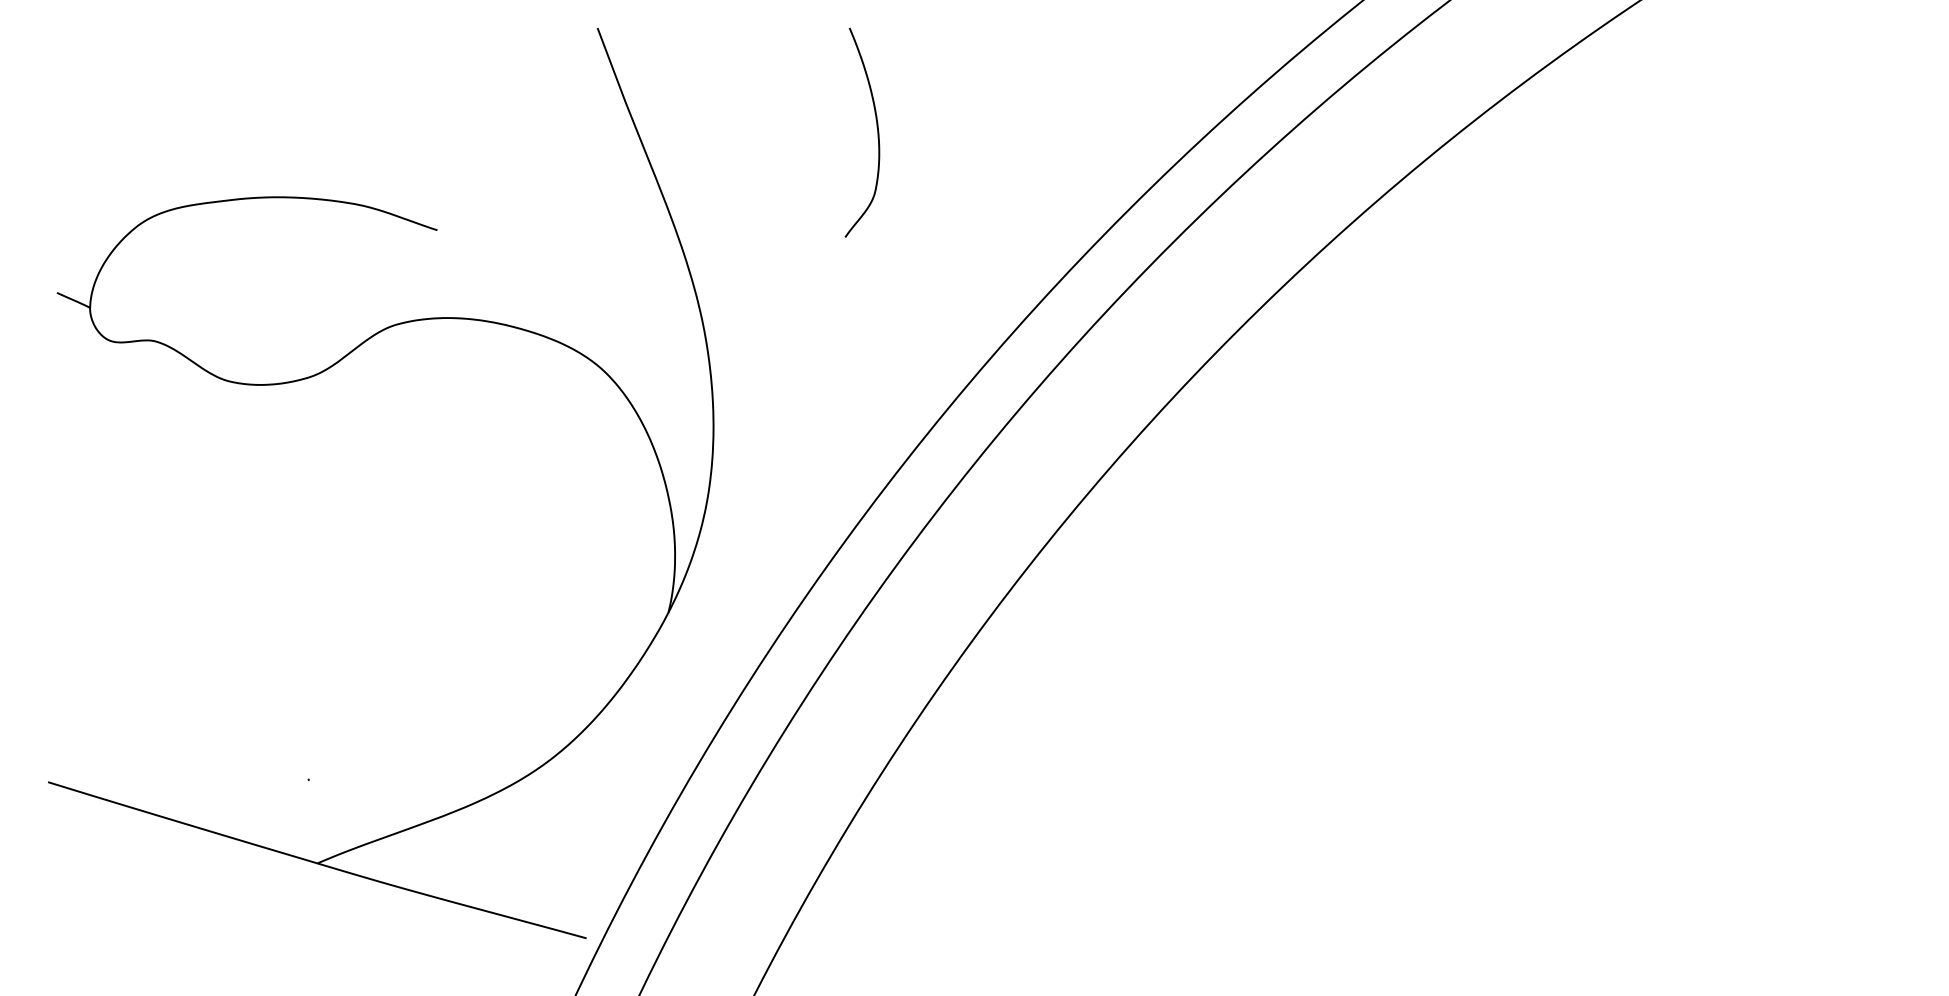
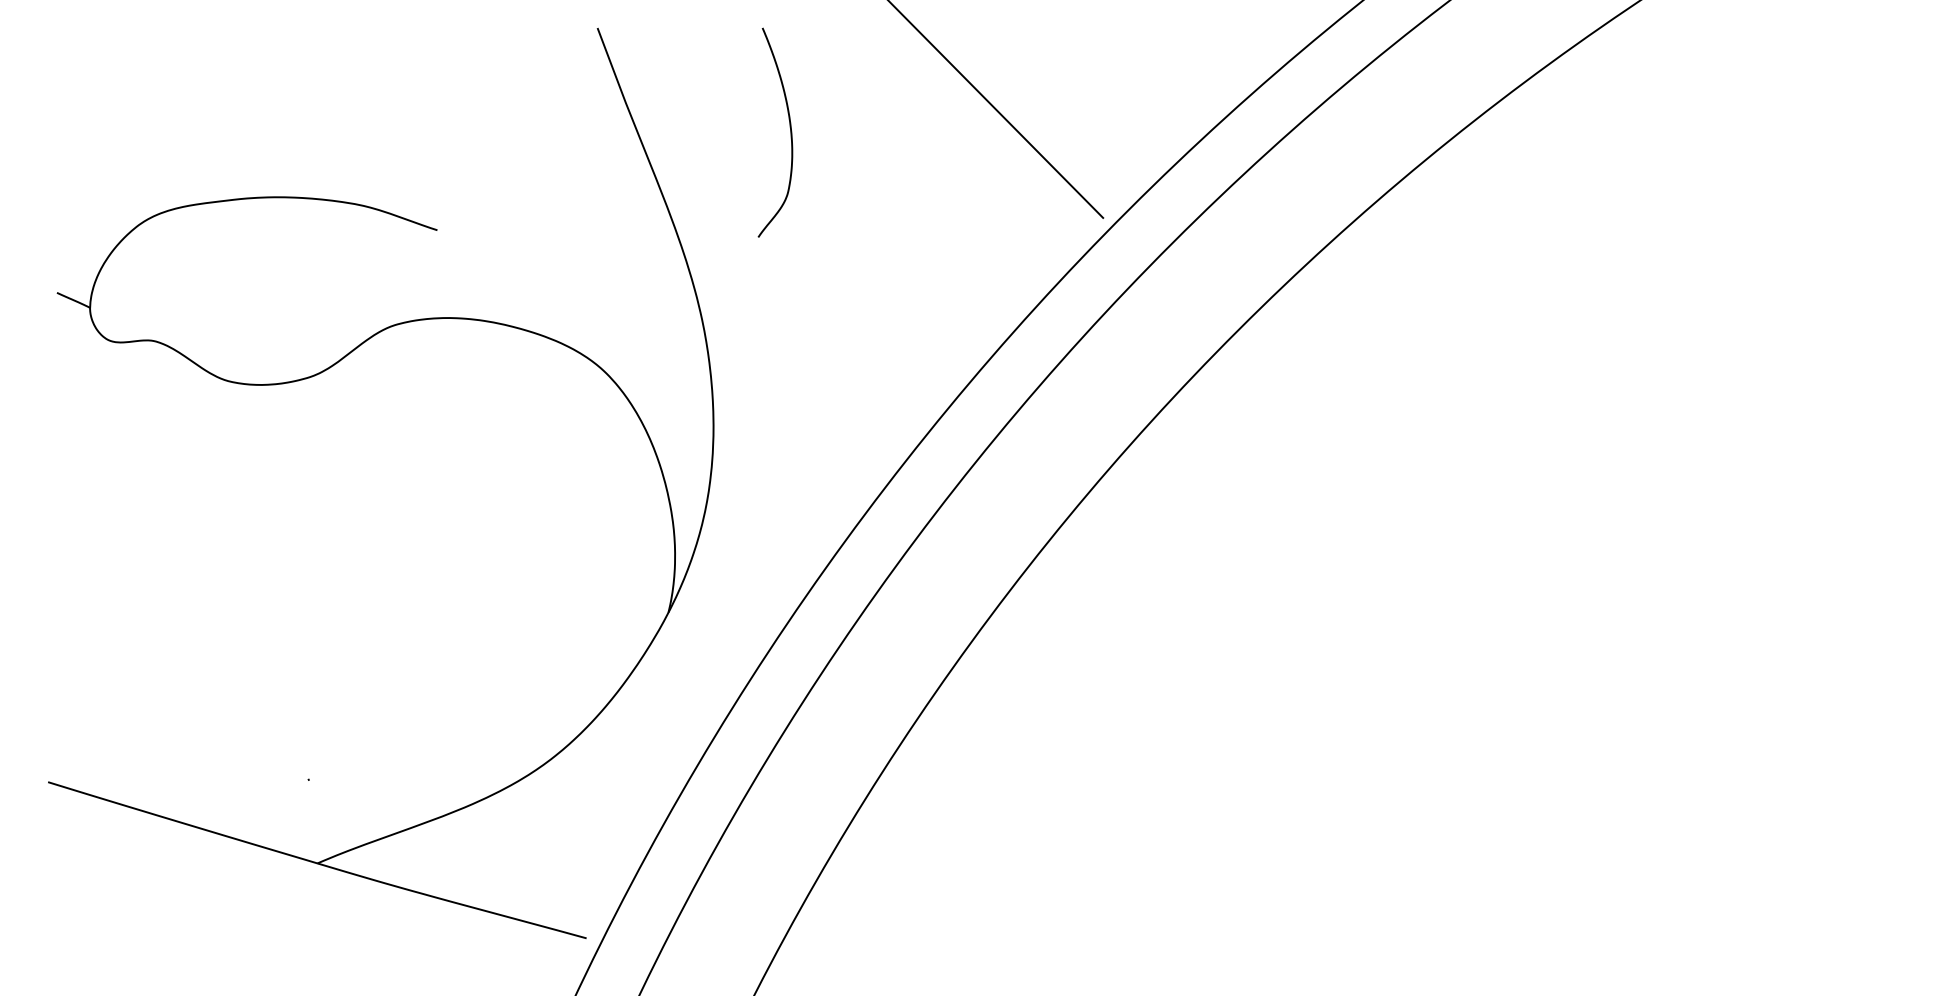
line: none -> present (996, 109)
curve position: (876, 127) -> (789, 127) (789, 127)
